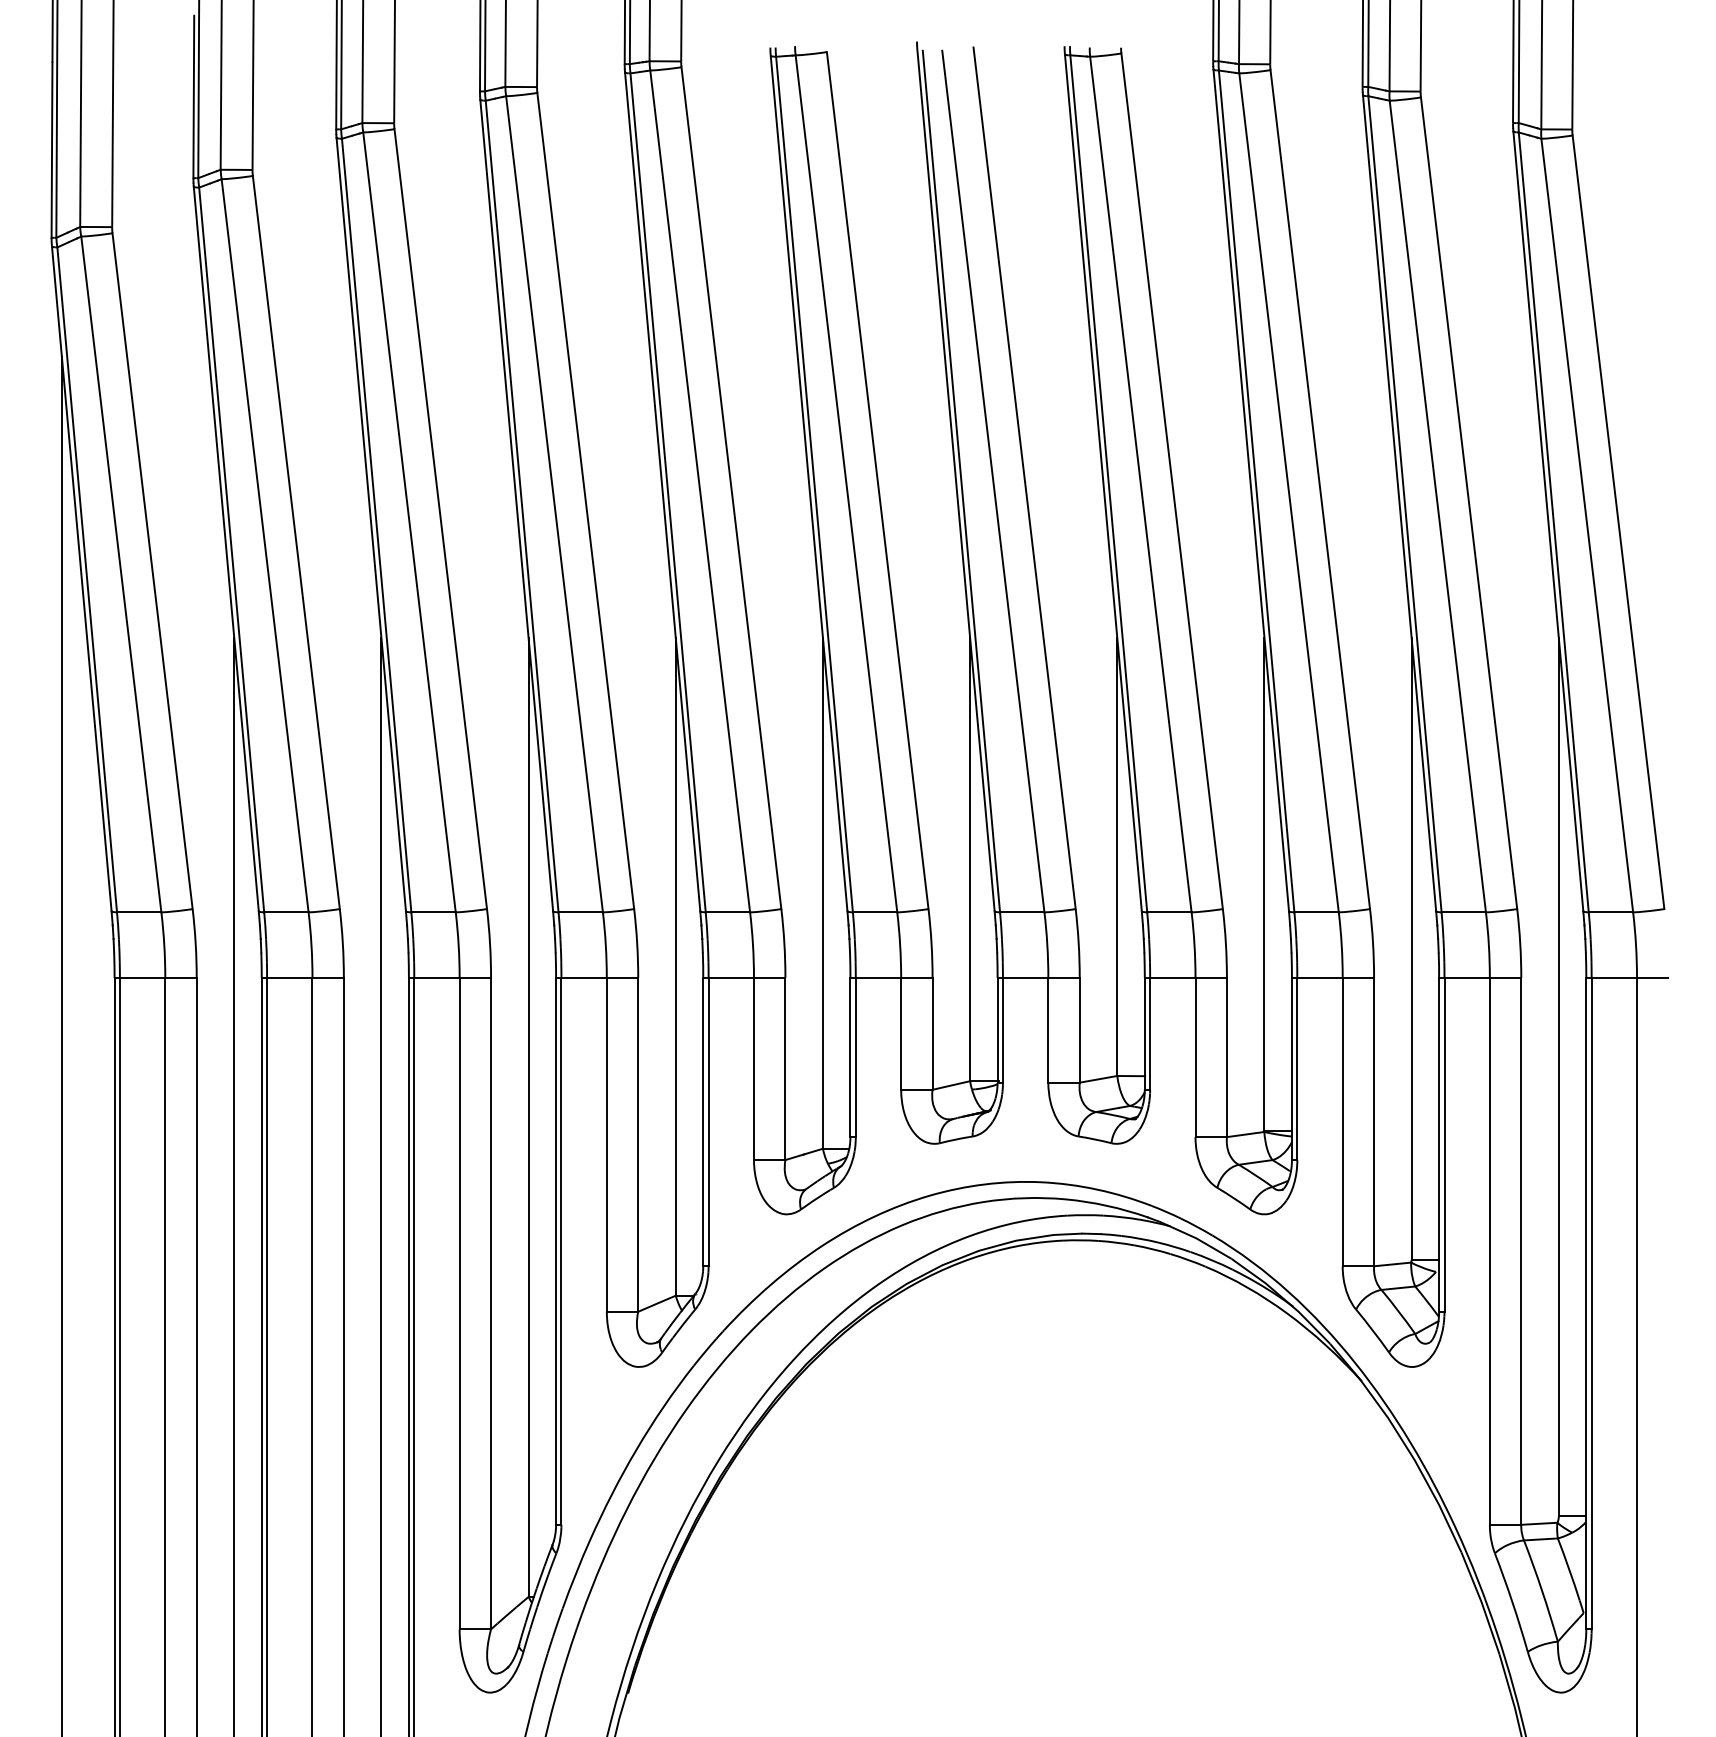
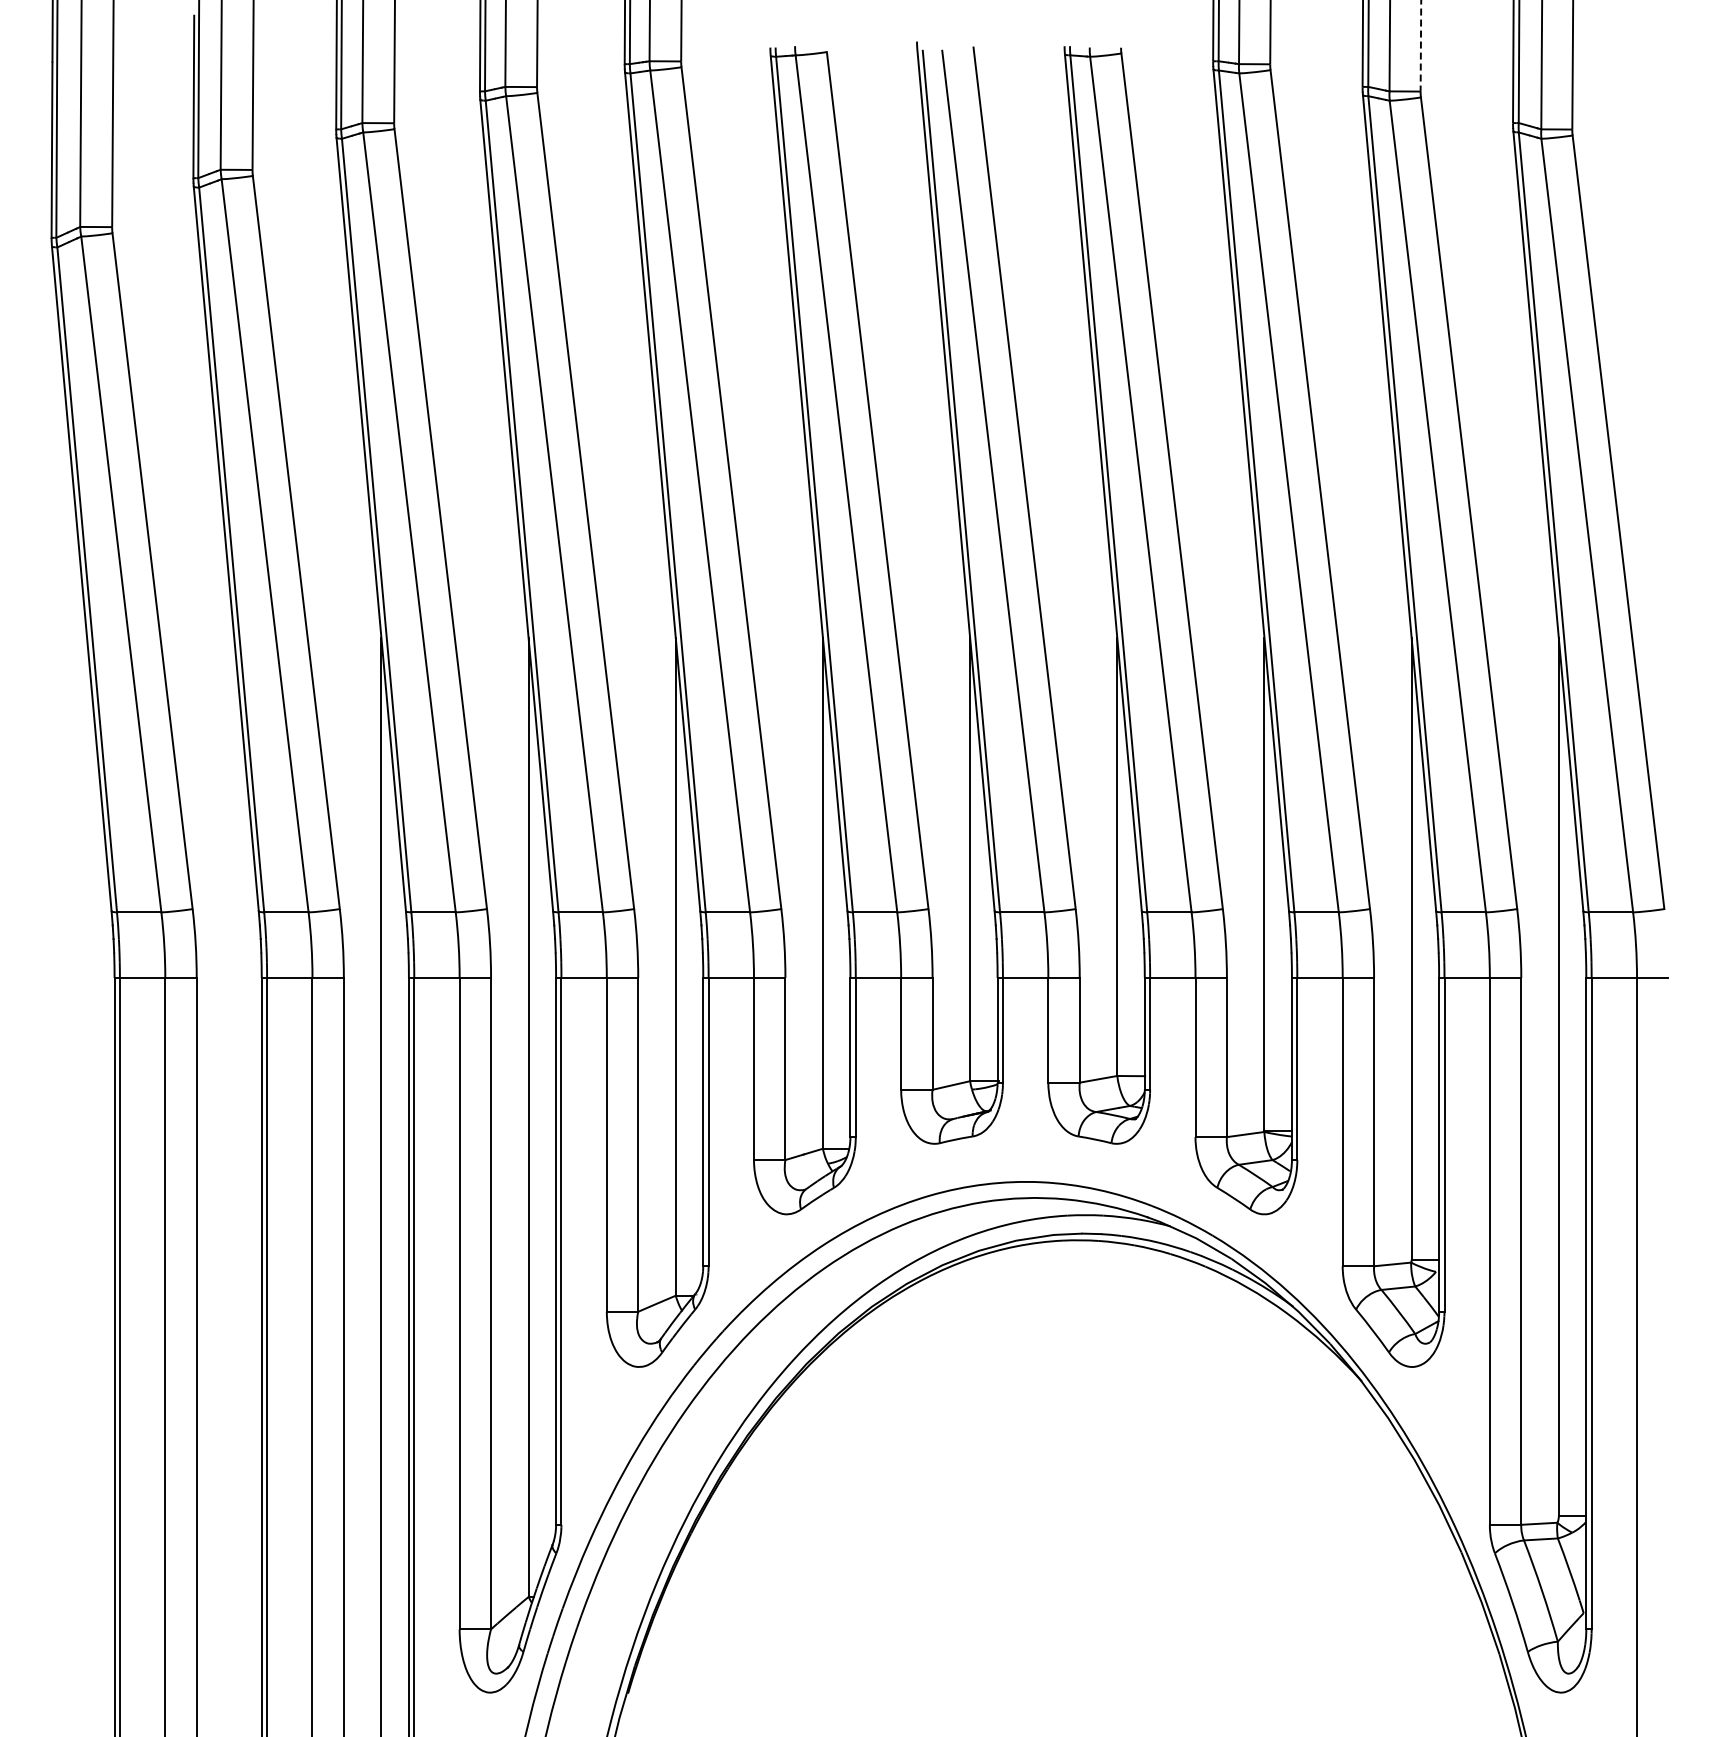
arc: solid -> dashed (1420, 46)
line: present -> none (61, 1044)
line: present -> none (234, 1185)
